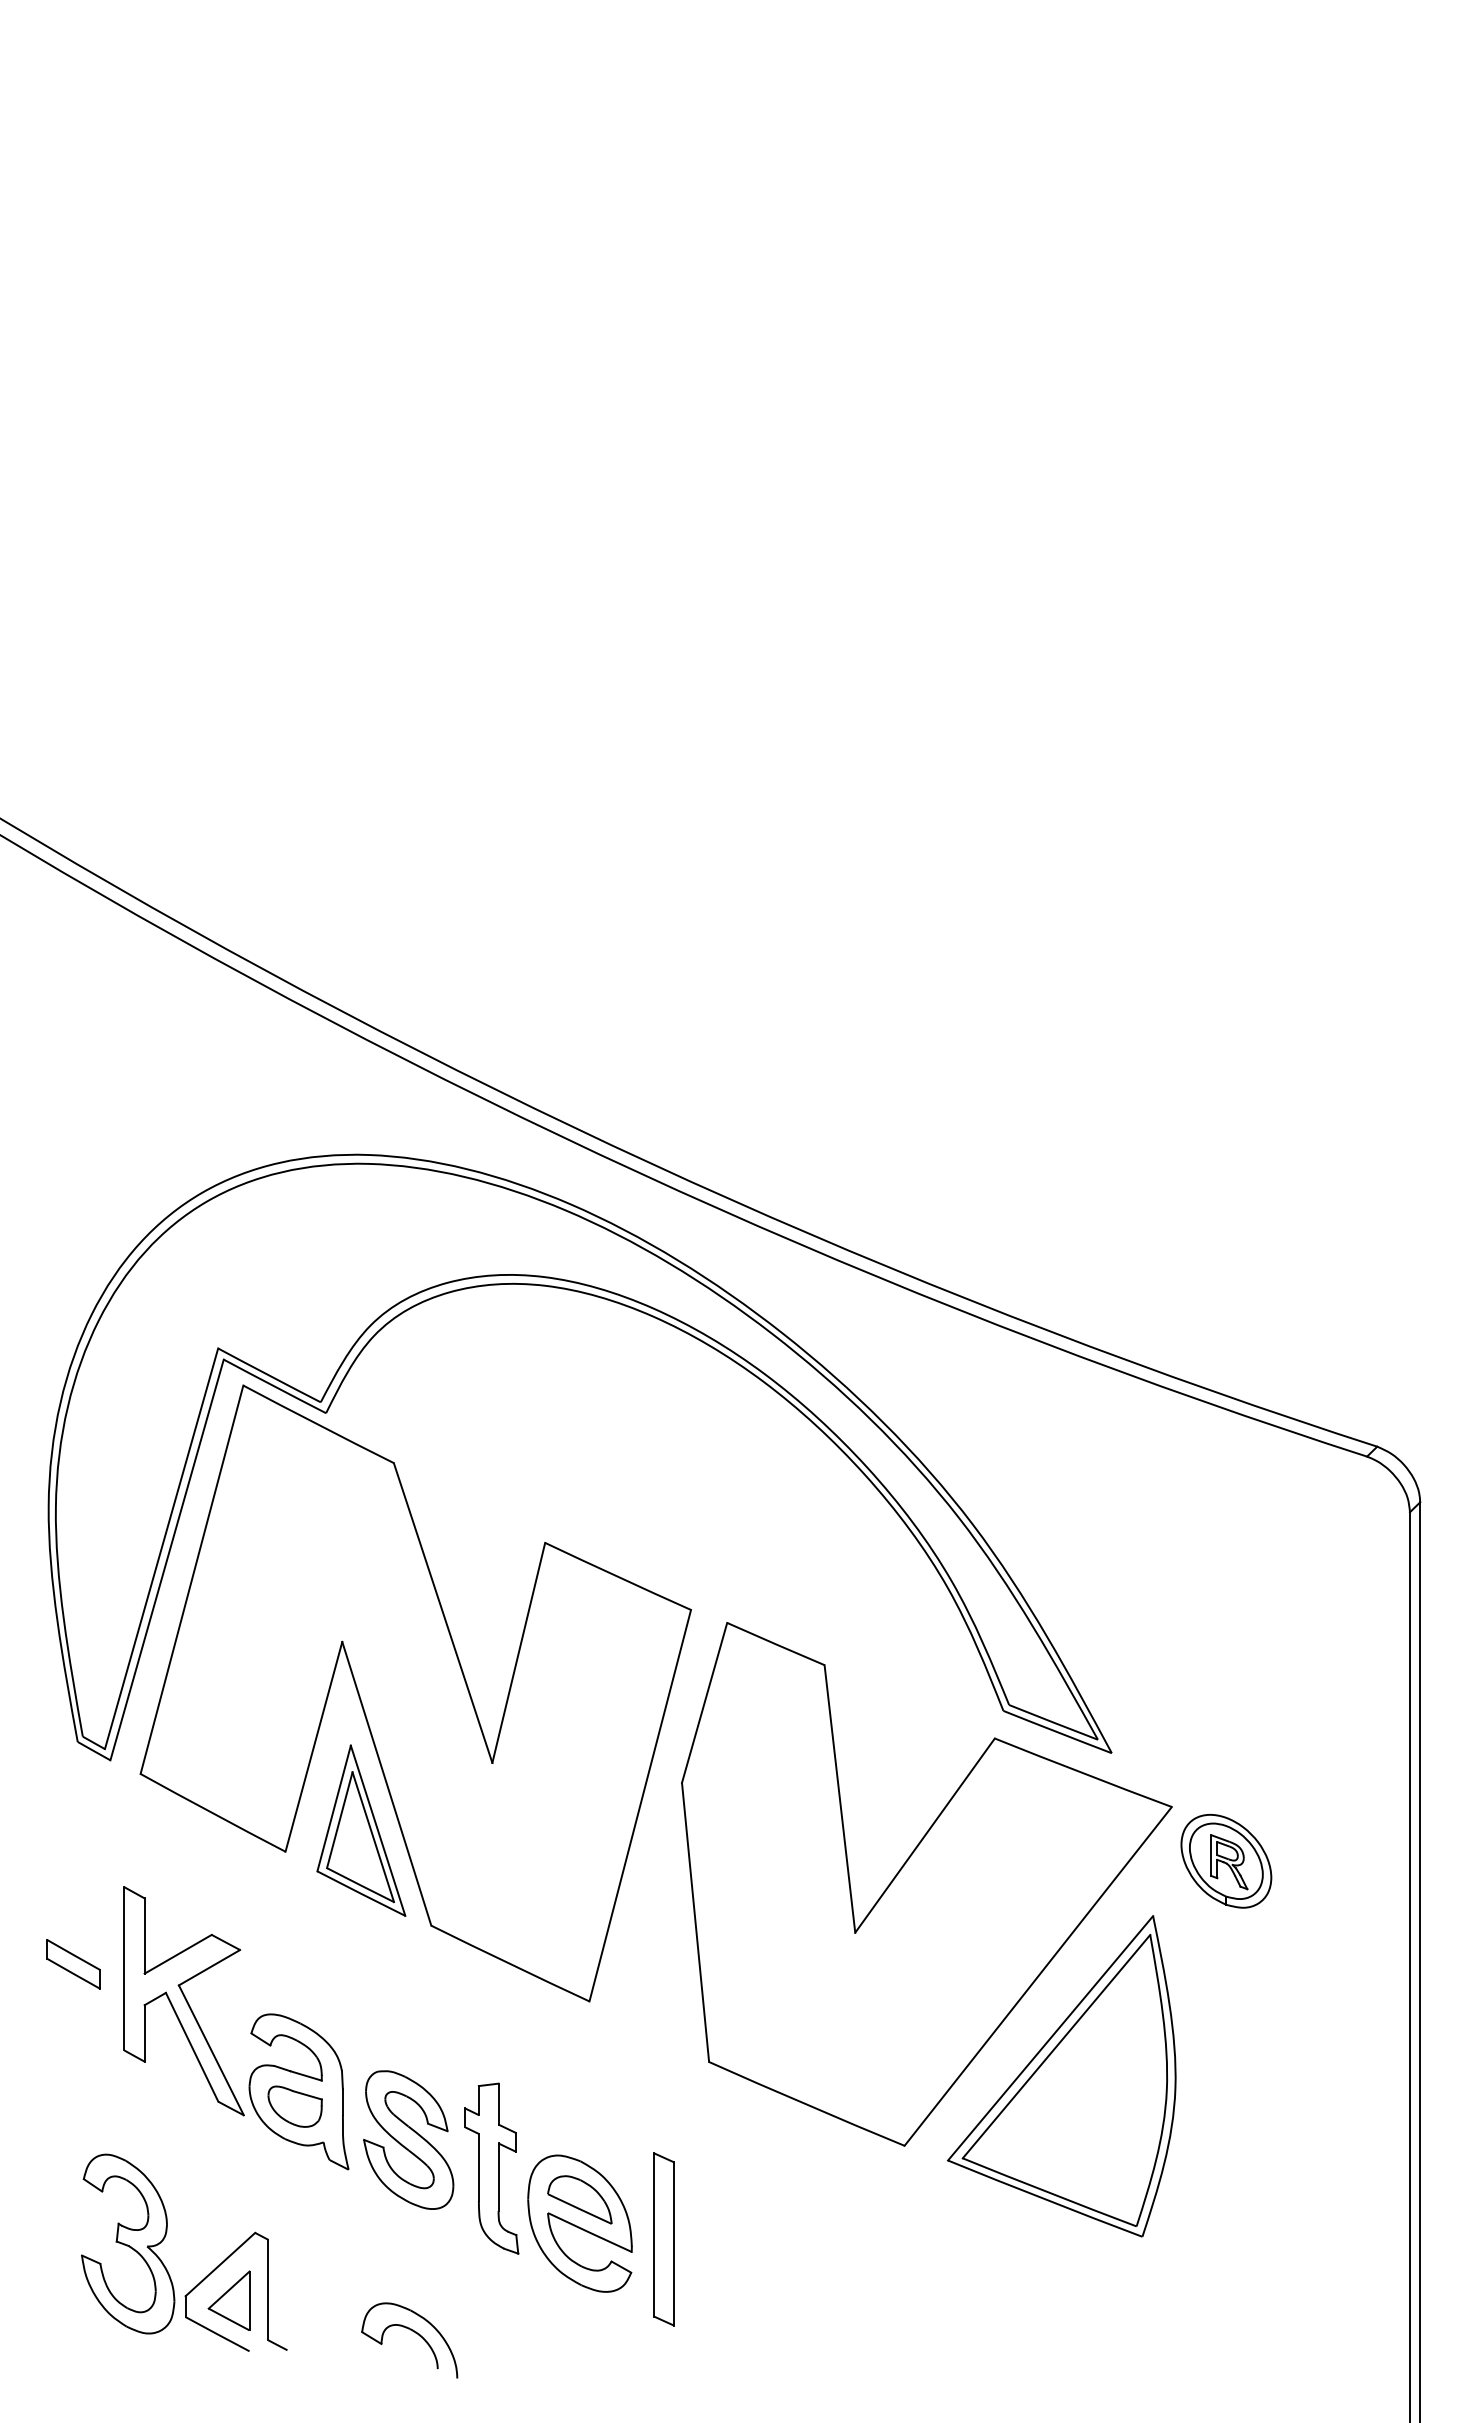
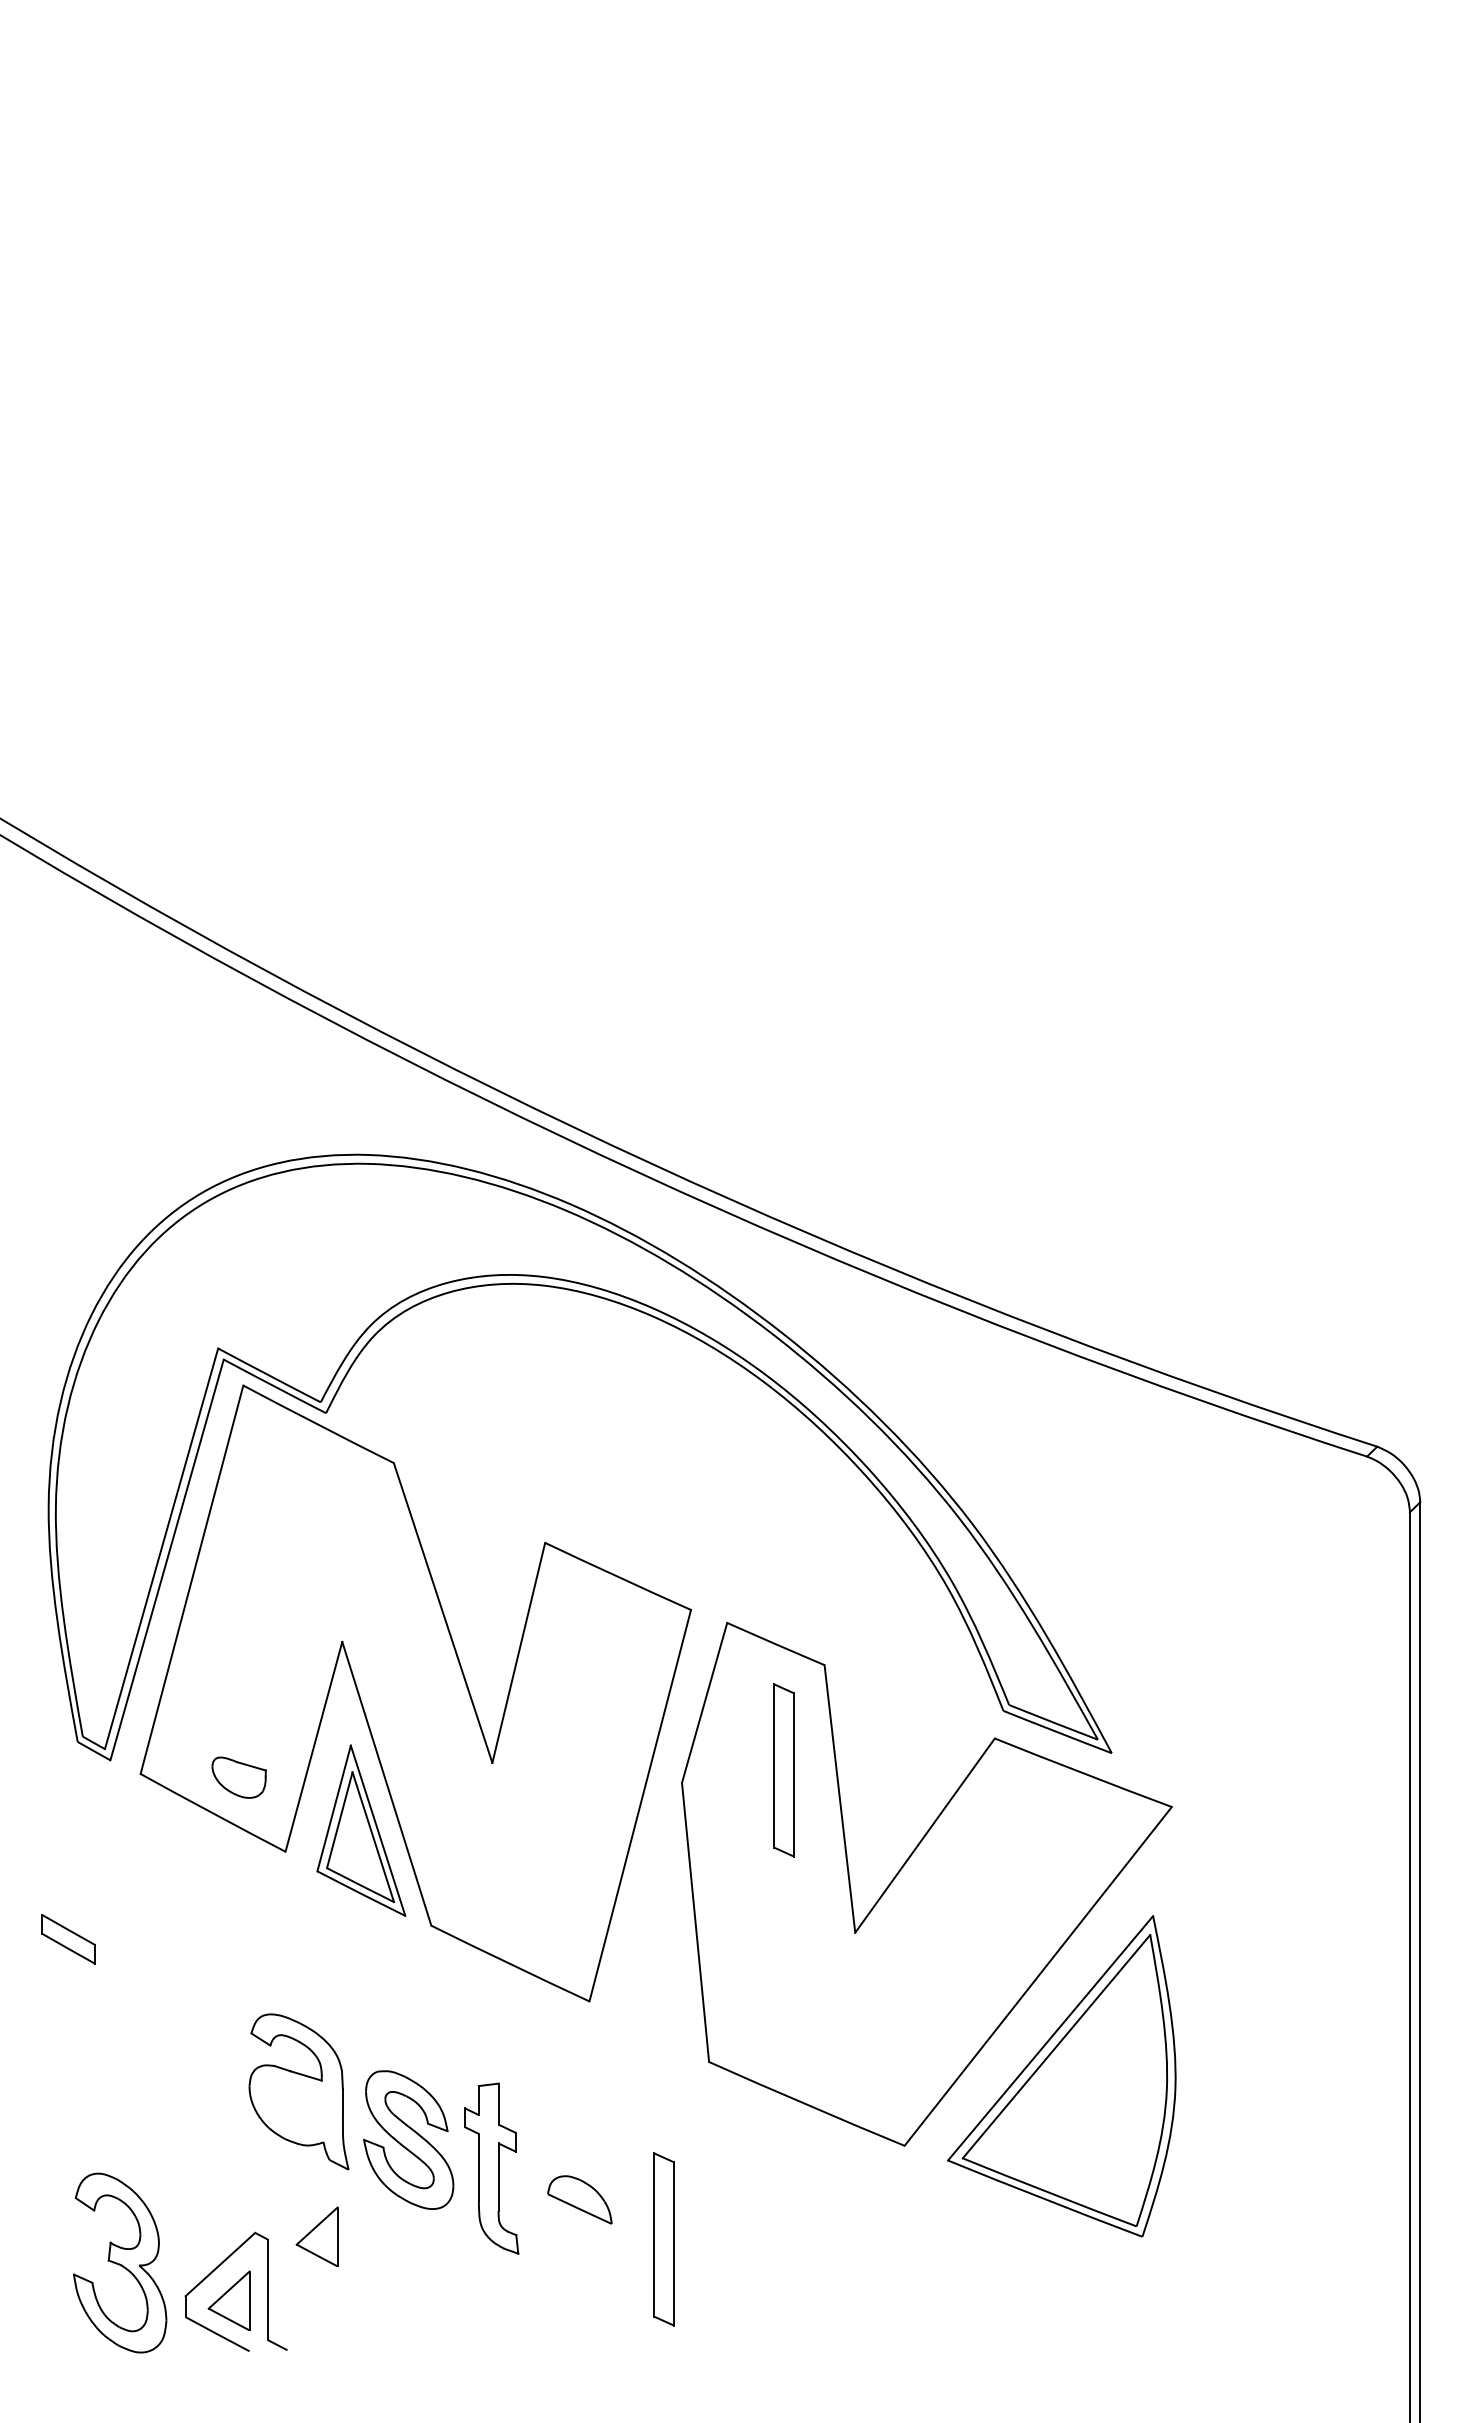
part: none -> present (783, 1770)
part: present -> none (1226, 1861)
part position: (73, 1964) -> (68, 1939) (68, 1939)
part: present -> none (183, 2001)
part position: (294, 2106) -> (238, 1777) (238, 1777)
part: present -> none (579, 2223)
part: none -> present (316, 2236)
part position: (128, 2243) -> (120, 2262) (120, 2262)
part: present -> none (413, 2332)
